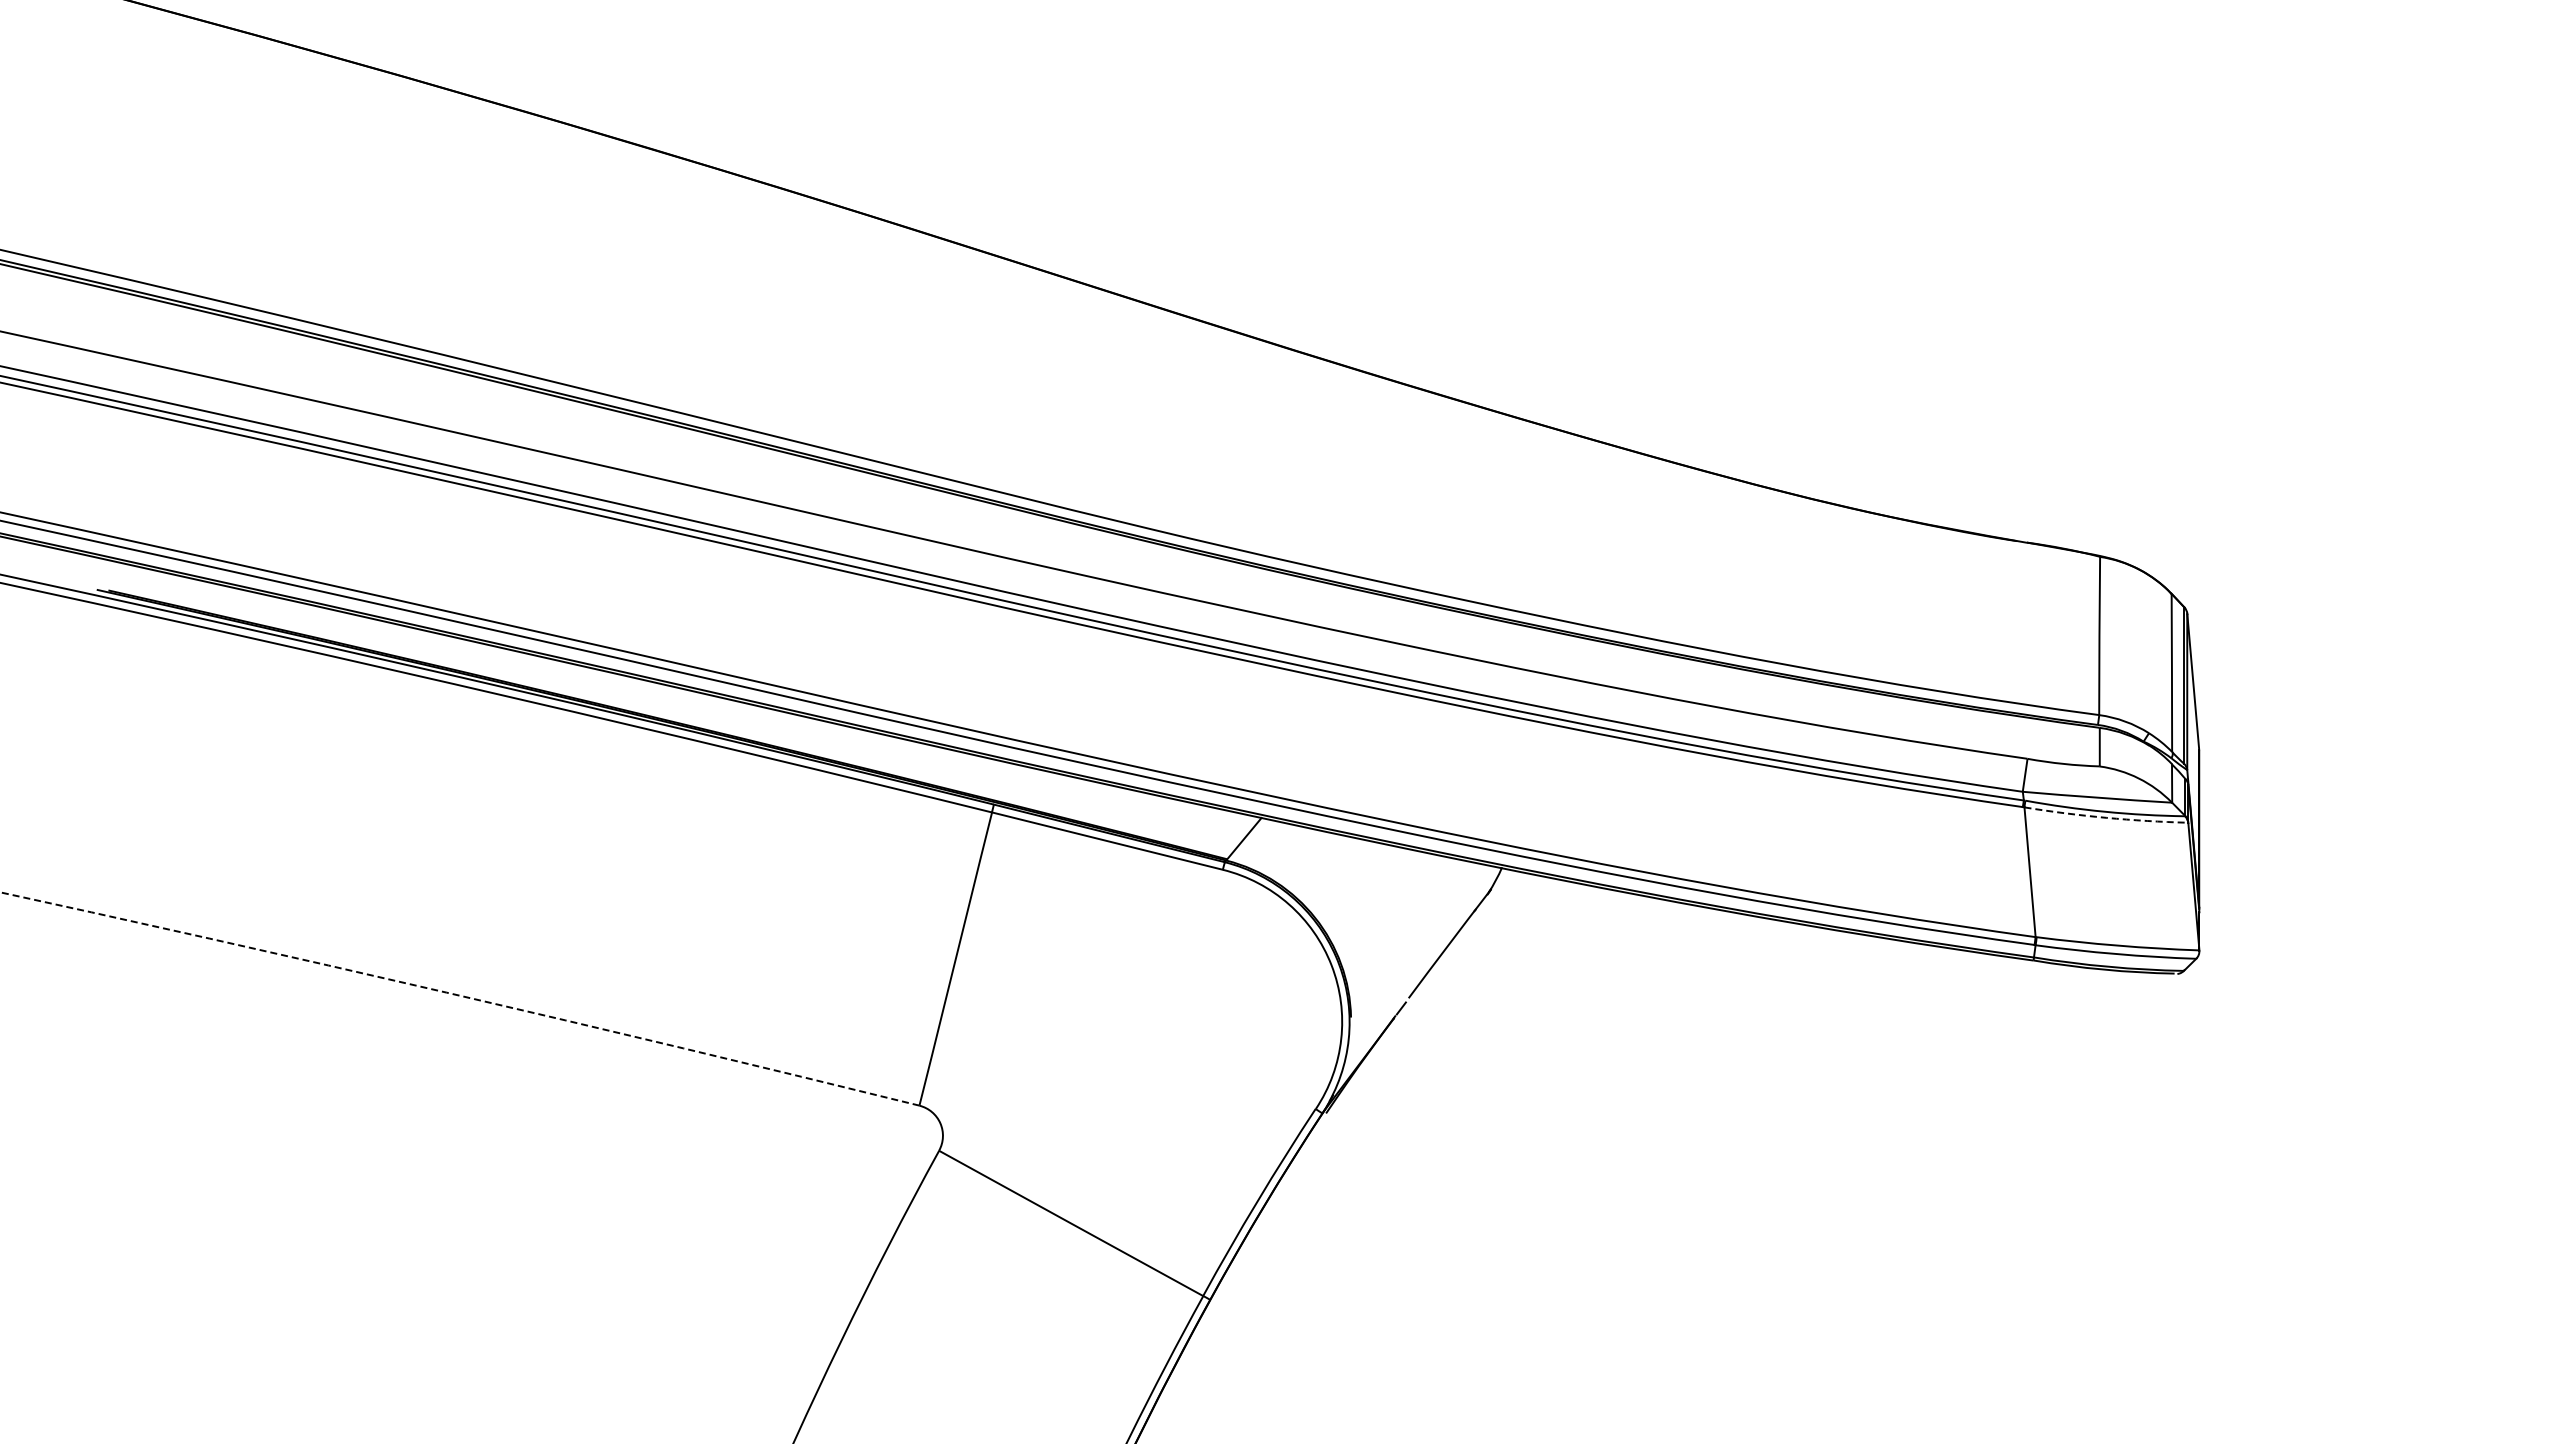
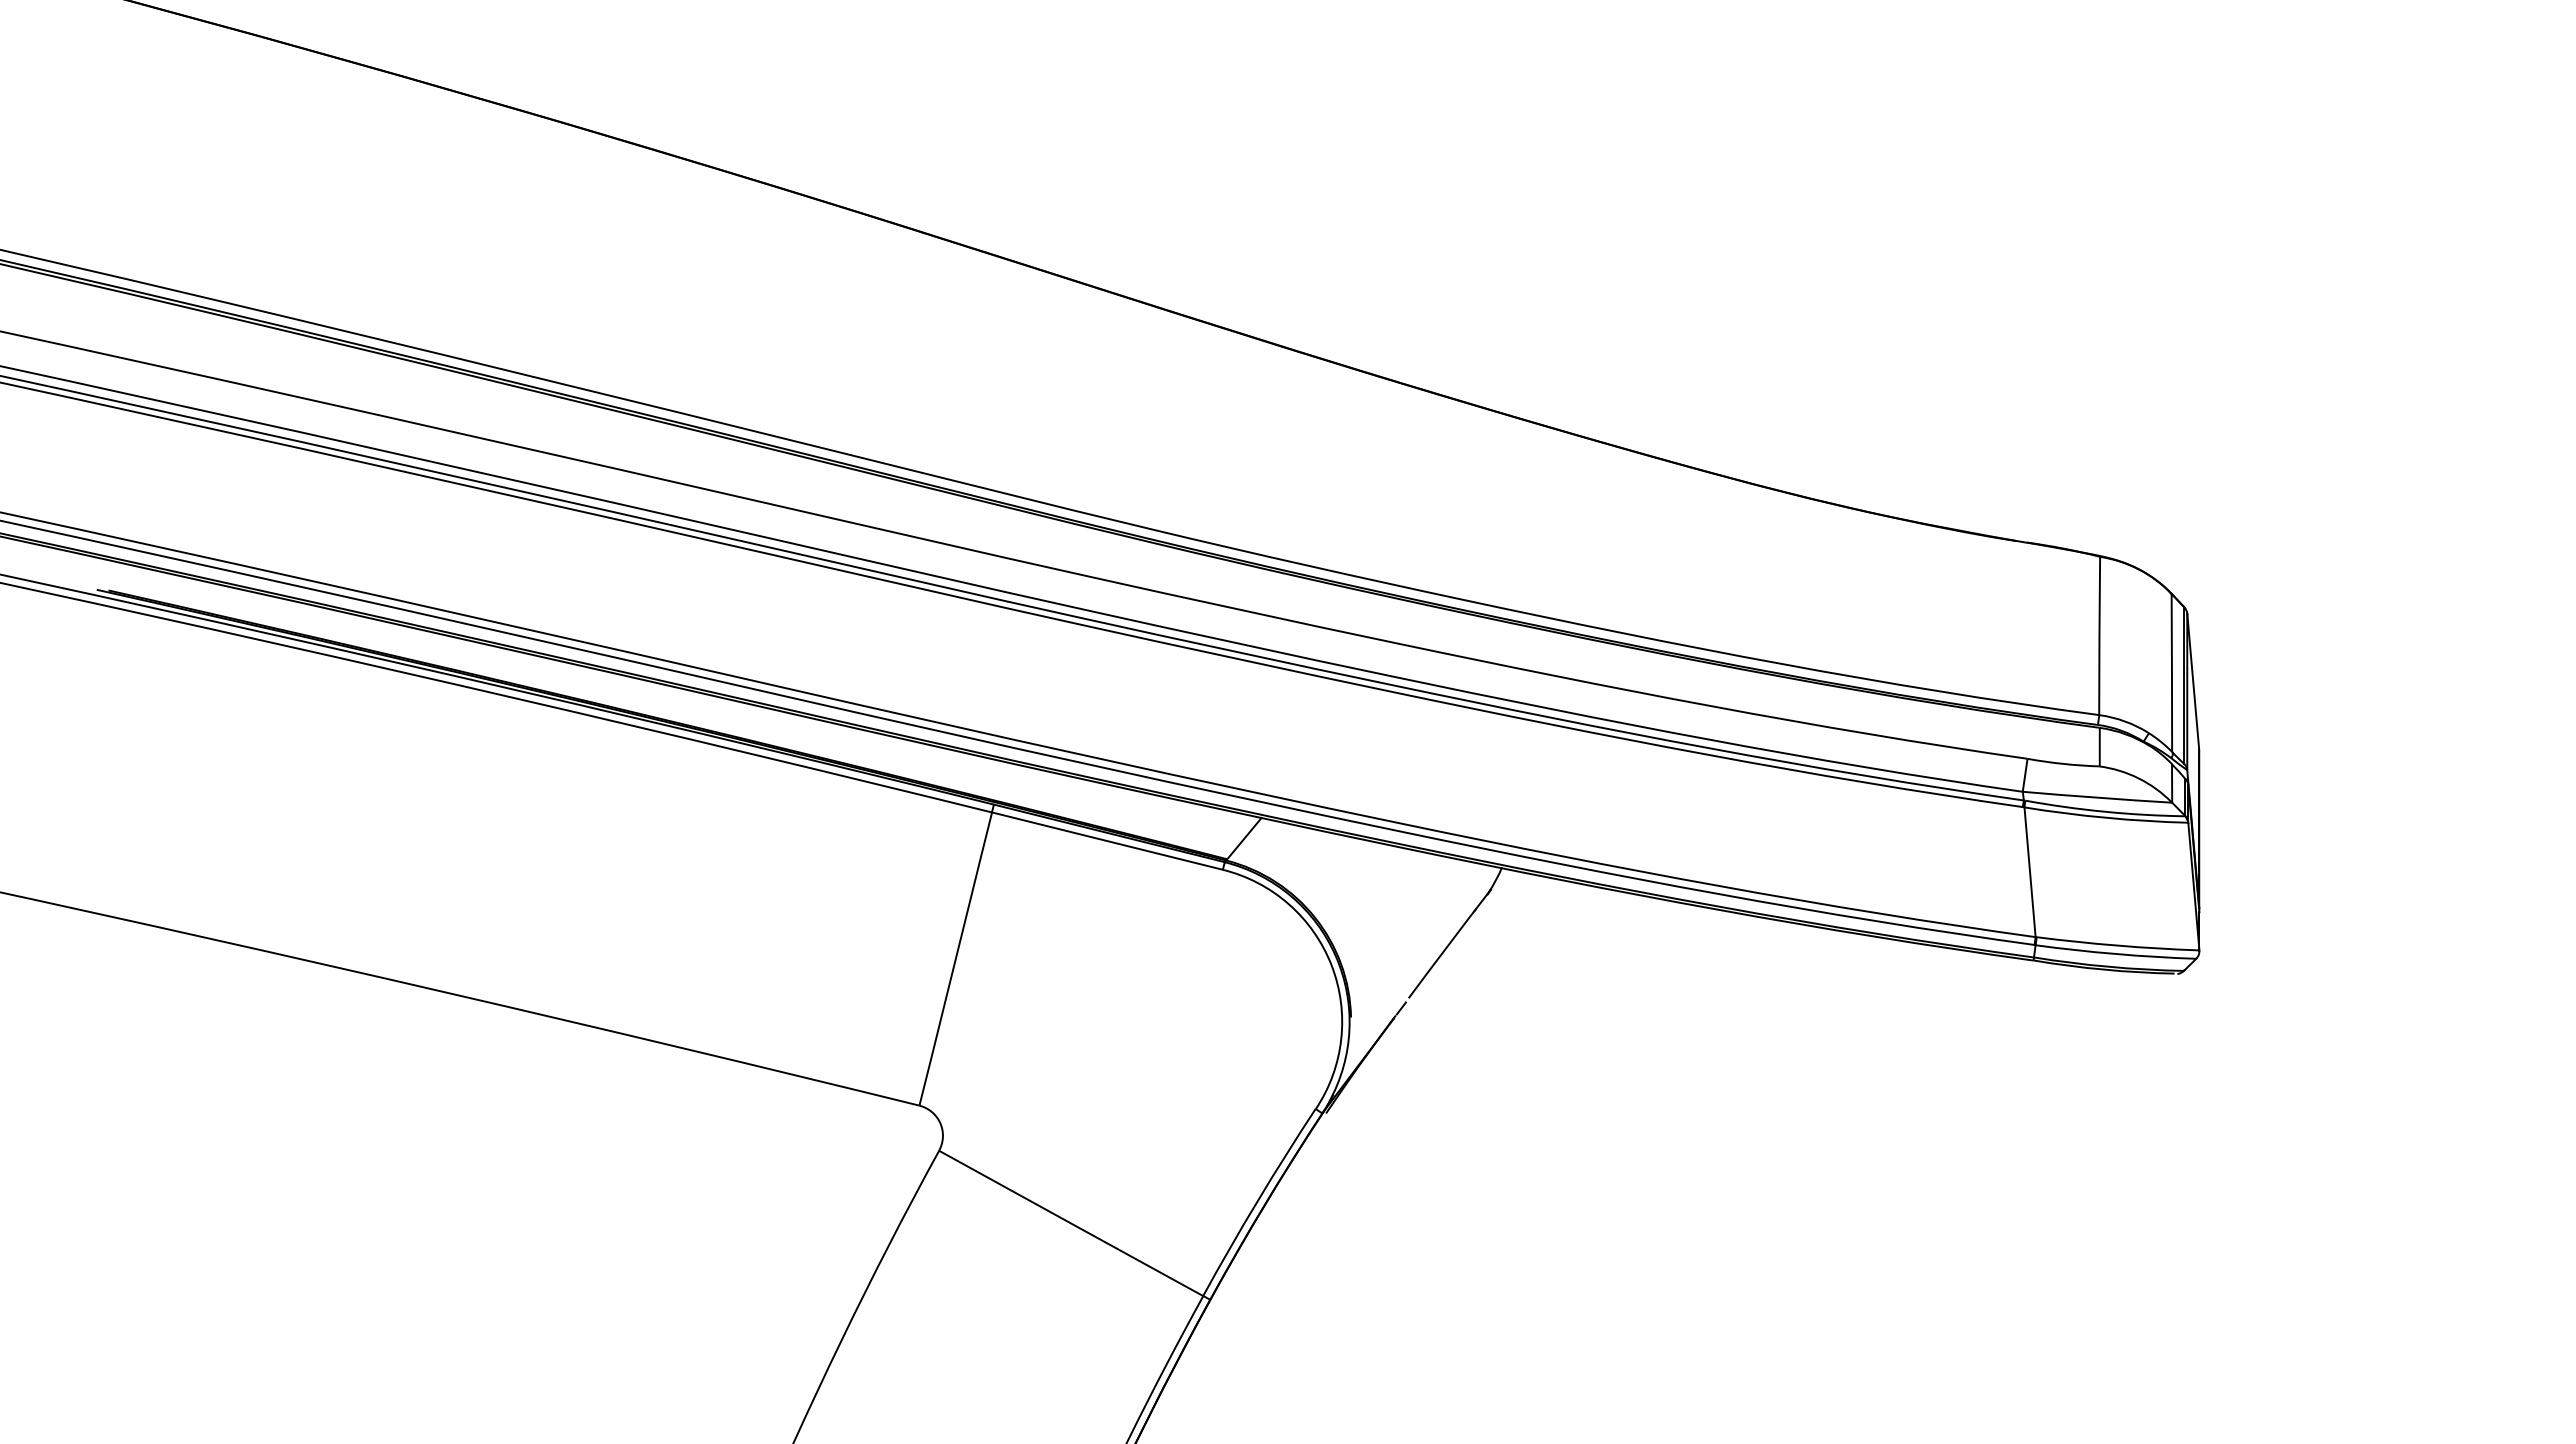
arc: dashed -> solid (2106, 817)
arc: dashed -> solid (460, 995)
